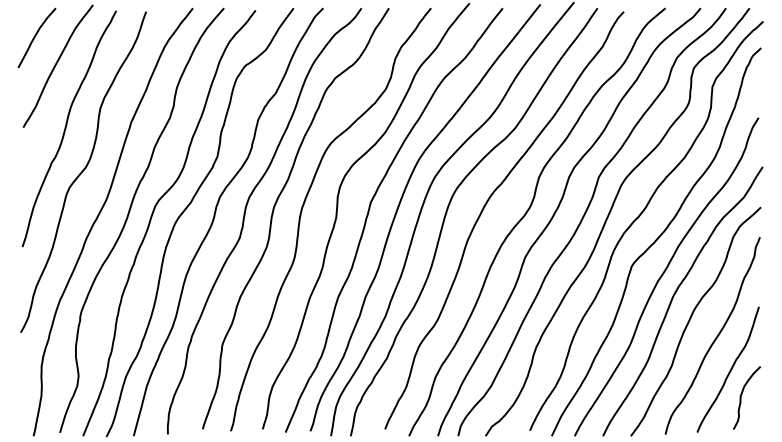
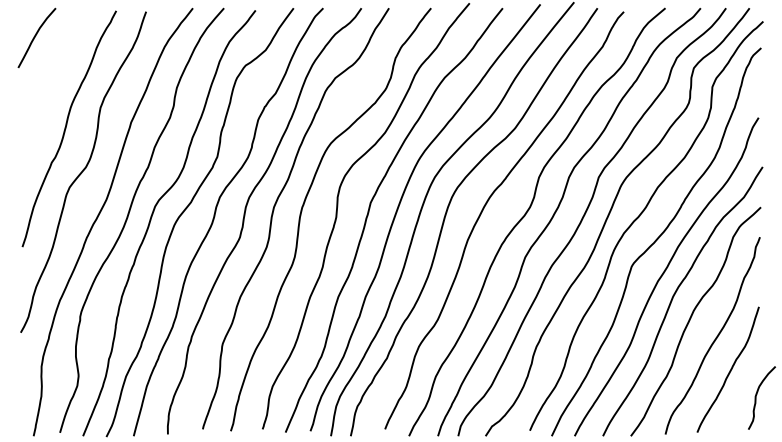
curve: present -> none (56, 65)
curve position: (742, 394) -> (757, 394) (757, 394)
